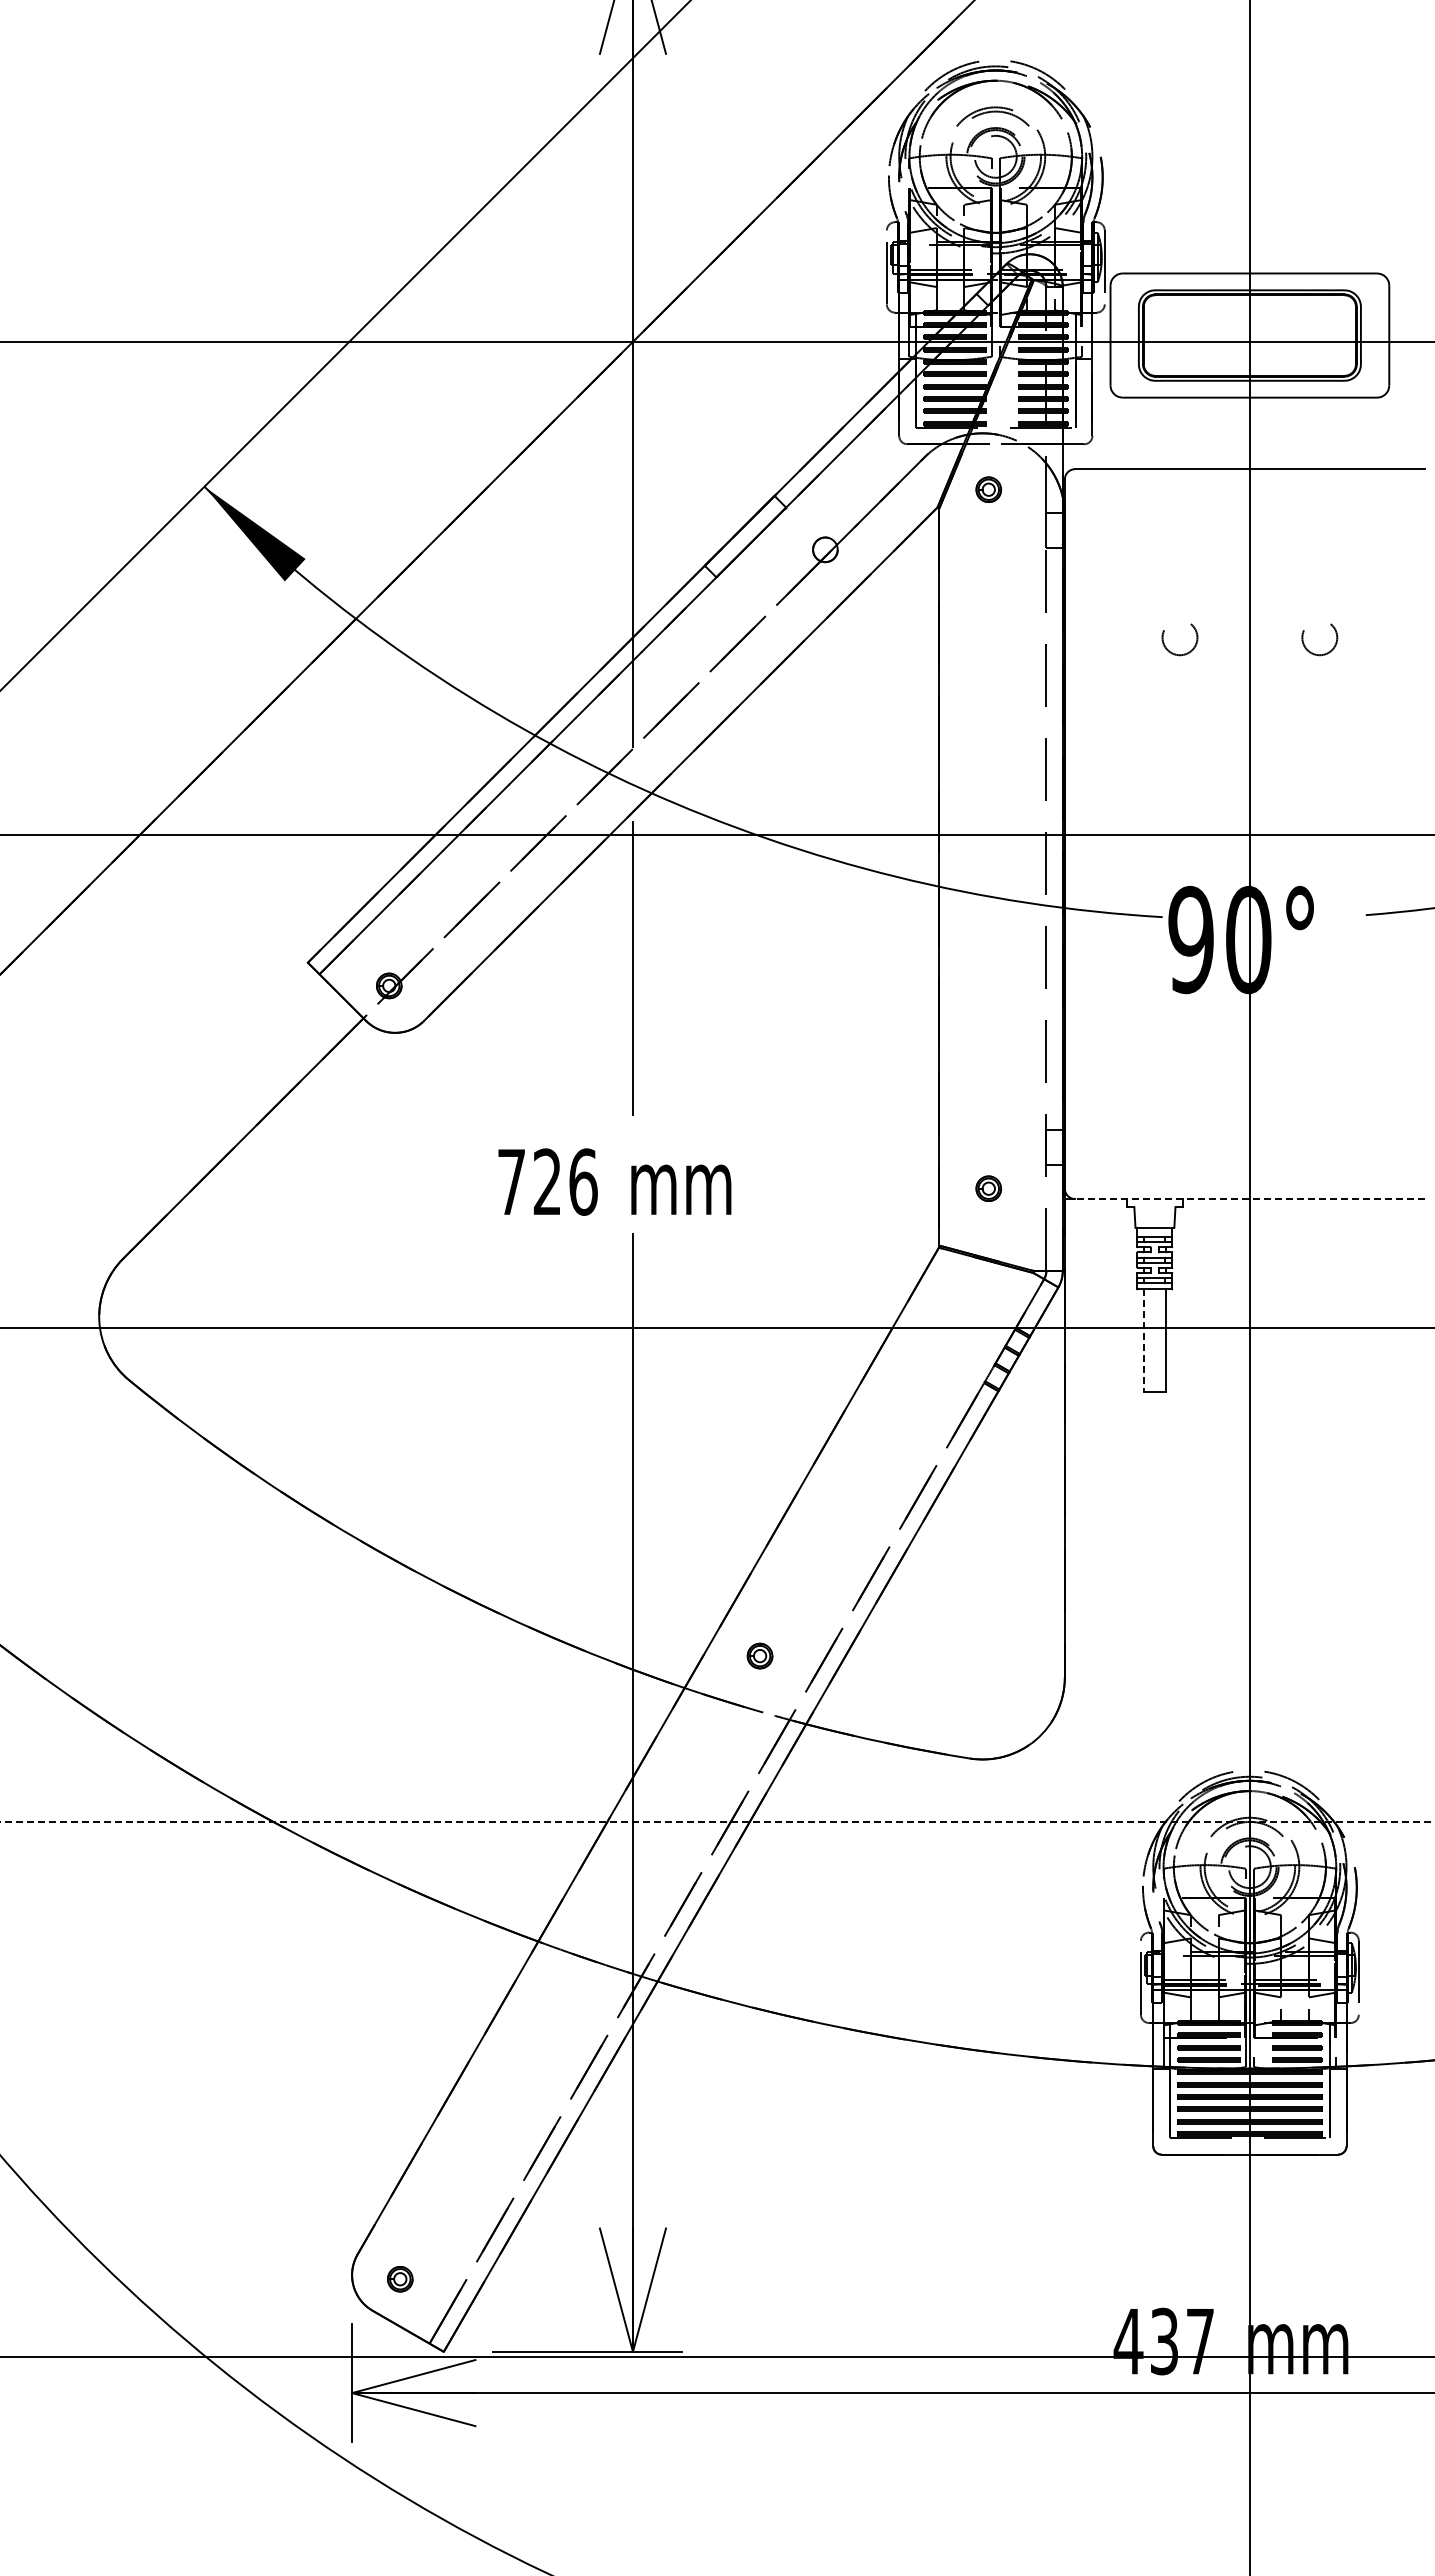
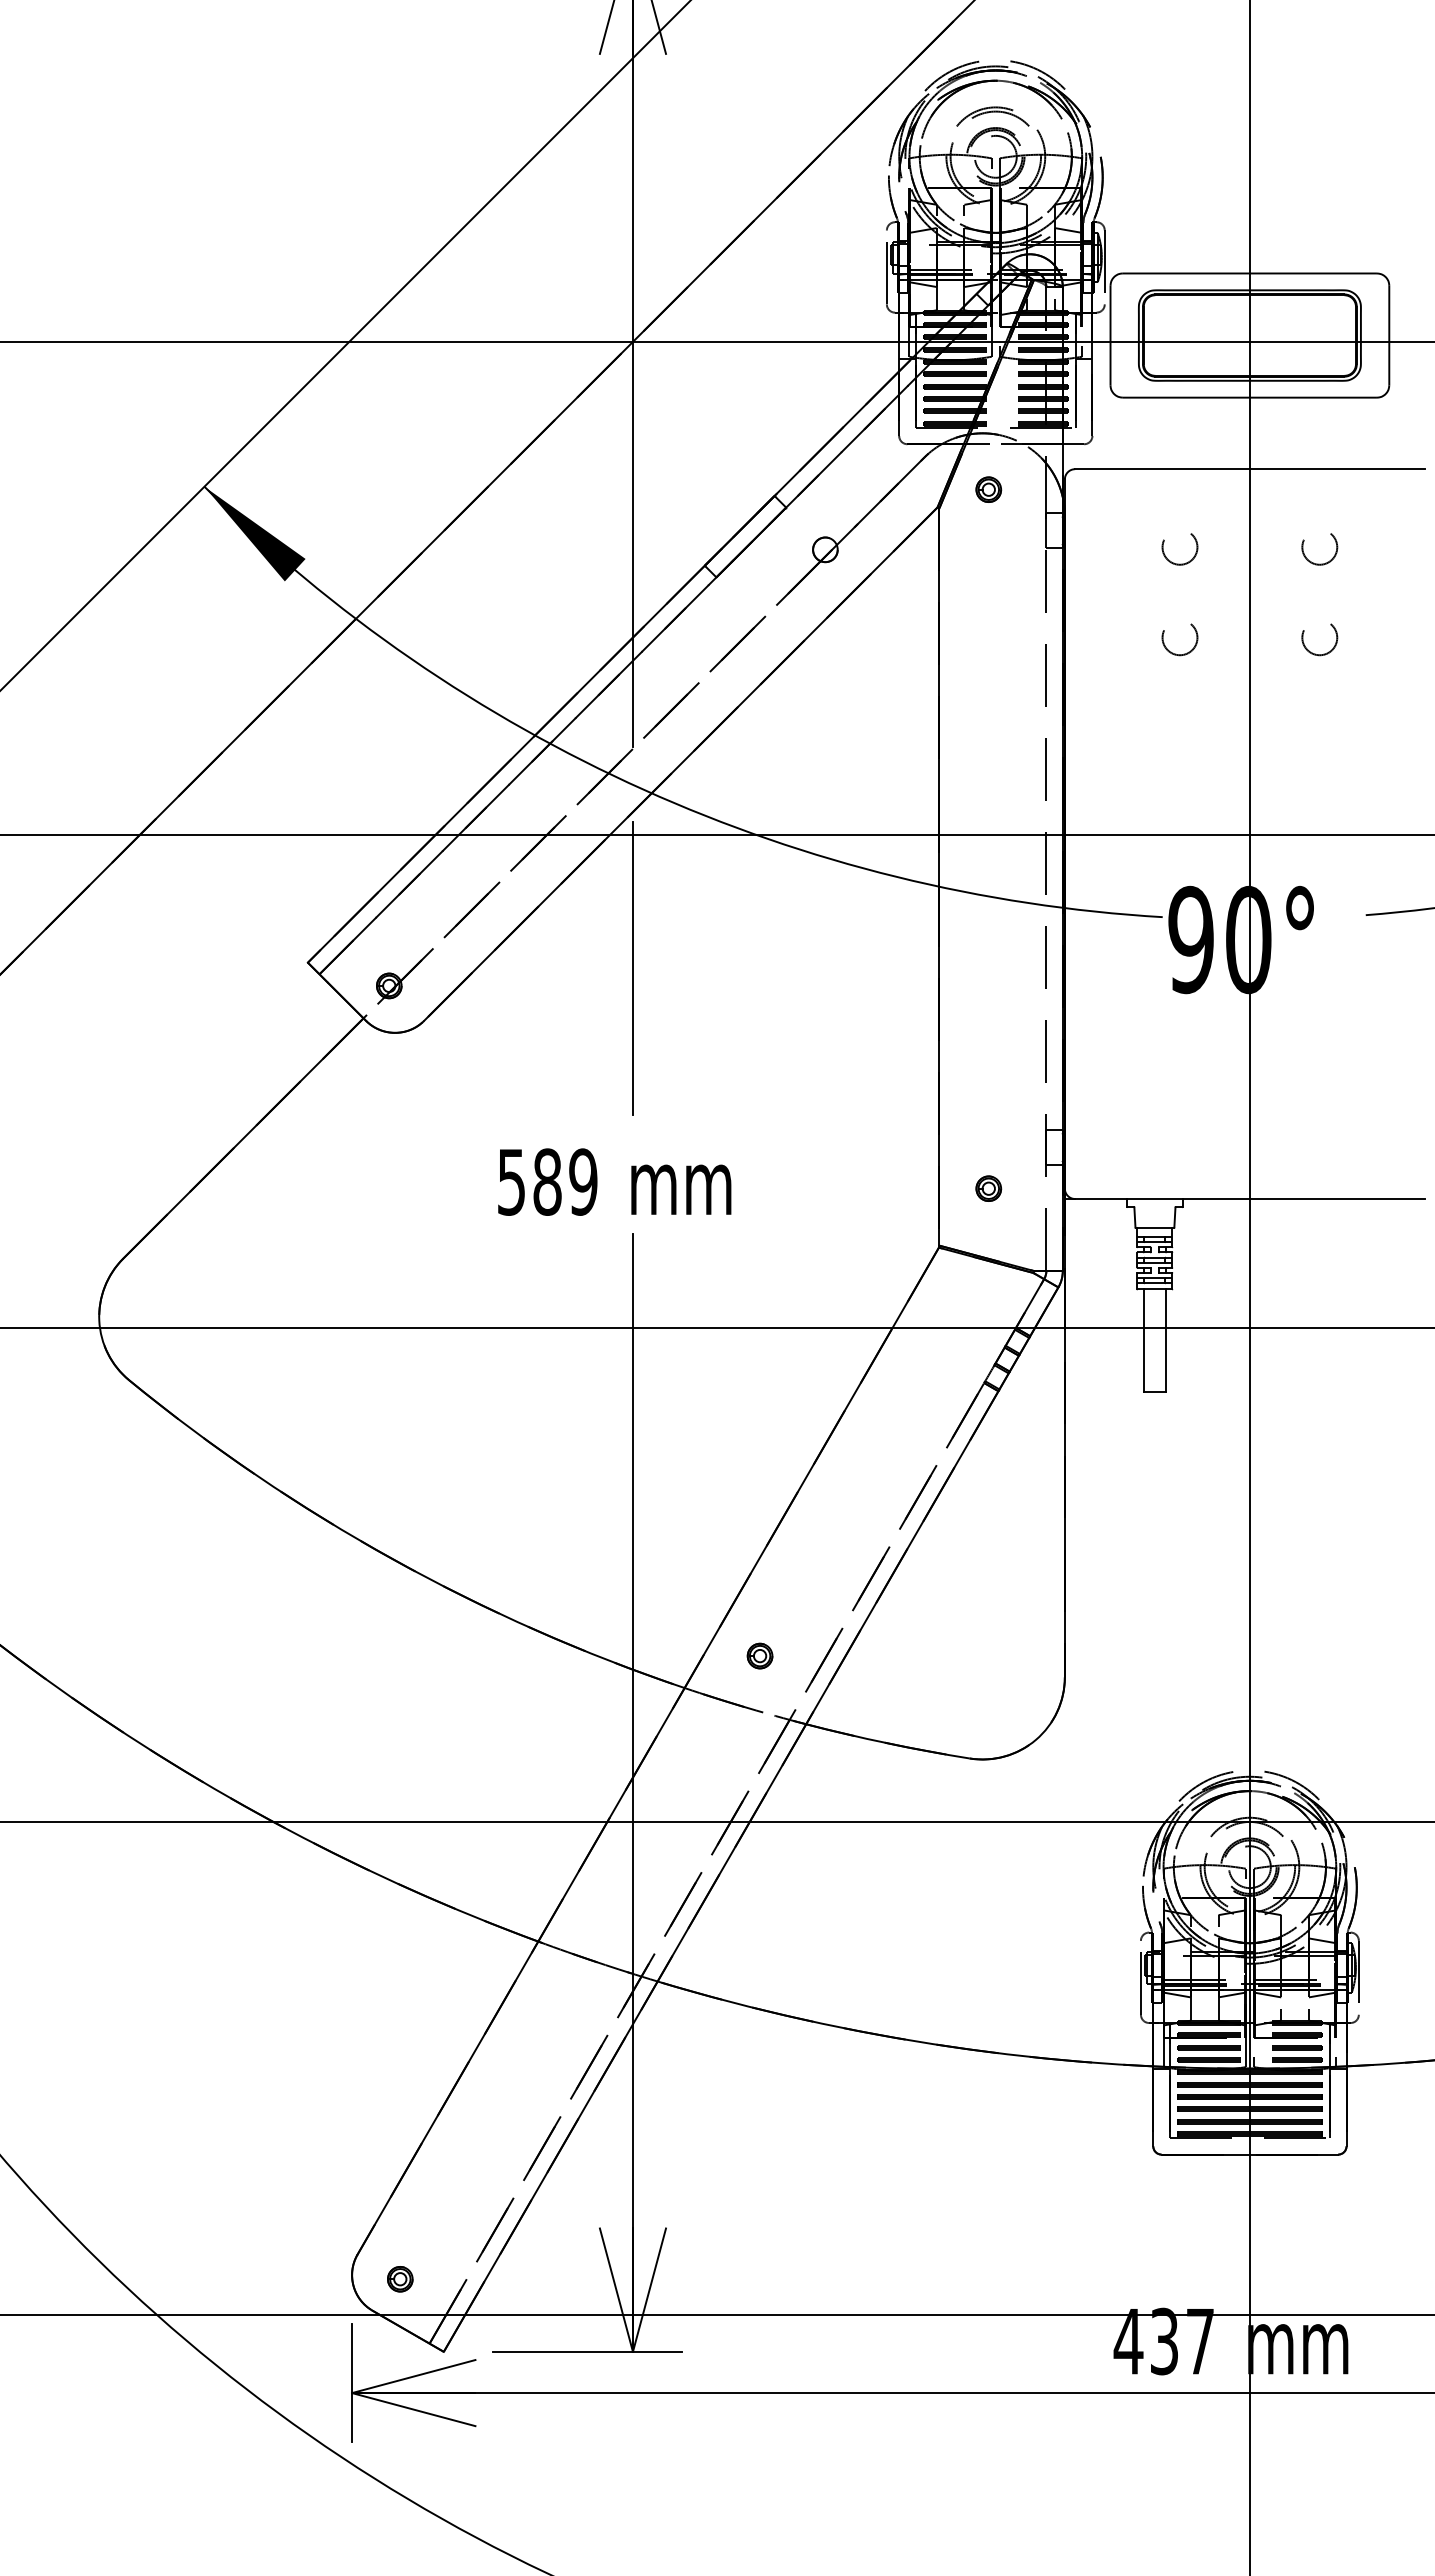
circle: none -> present (1179, 549)
circle: none -> present (1319, 549)
text: 726 -> 589 (547, 1181)
line: dashed -> solid (1249, 1199)
line: dashed -> solid (1143, 1341)
line: dashed -> solid (717, 1821)
line position: (716, 2357) -> (716, 2315) (716, 2315)
